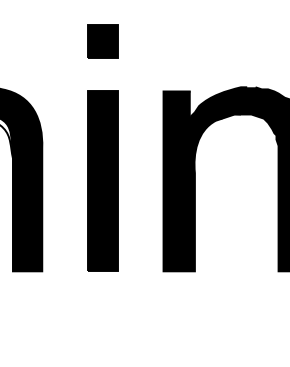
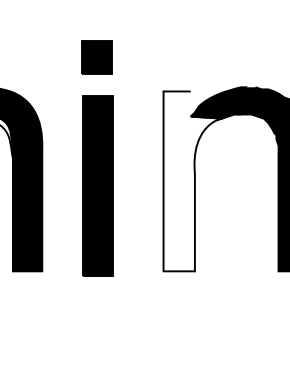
part position: (102, 41) -> (96, 57) (96, 57)
part position: (102, 180) -> (97, 185) (97, 185)
fill: present -> none (192, 181)
